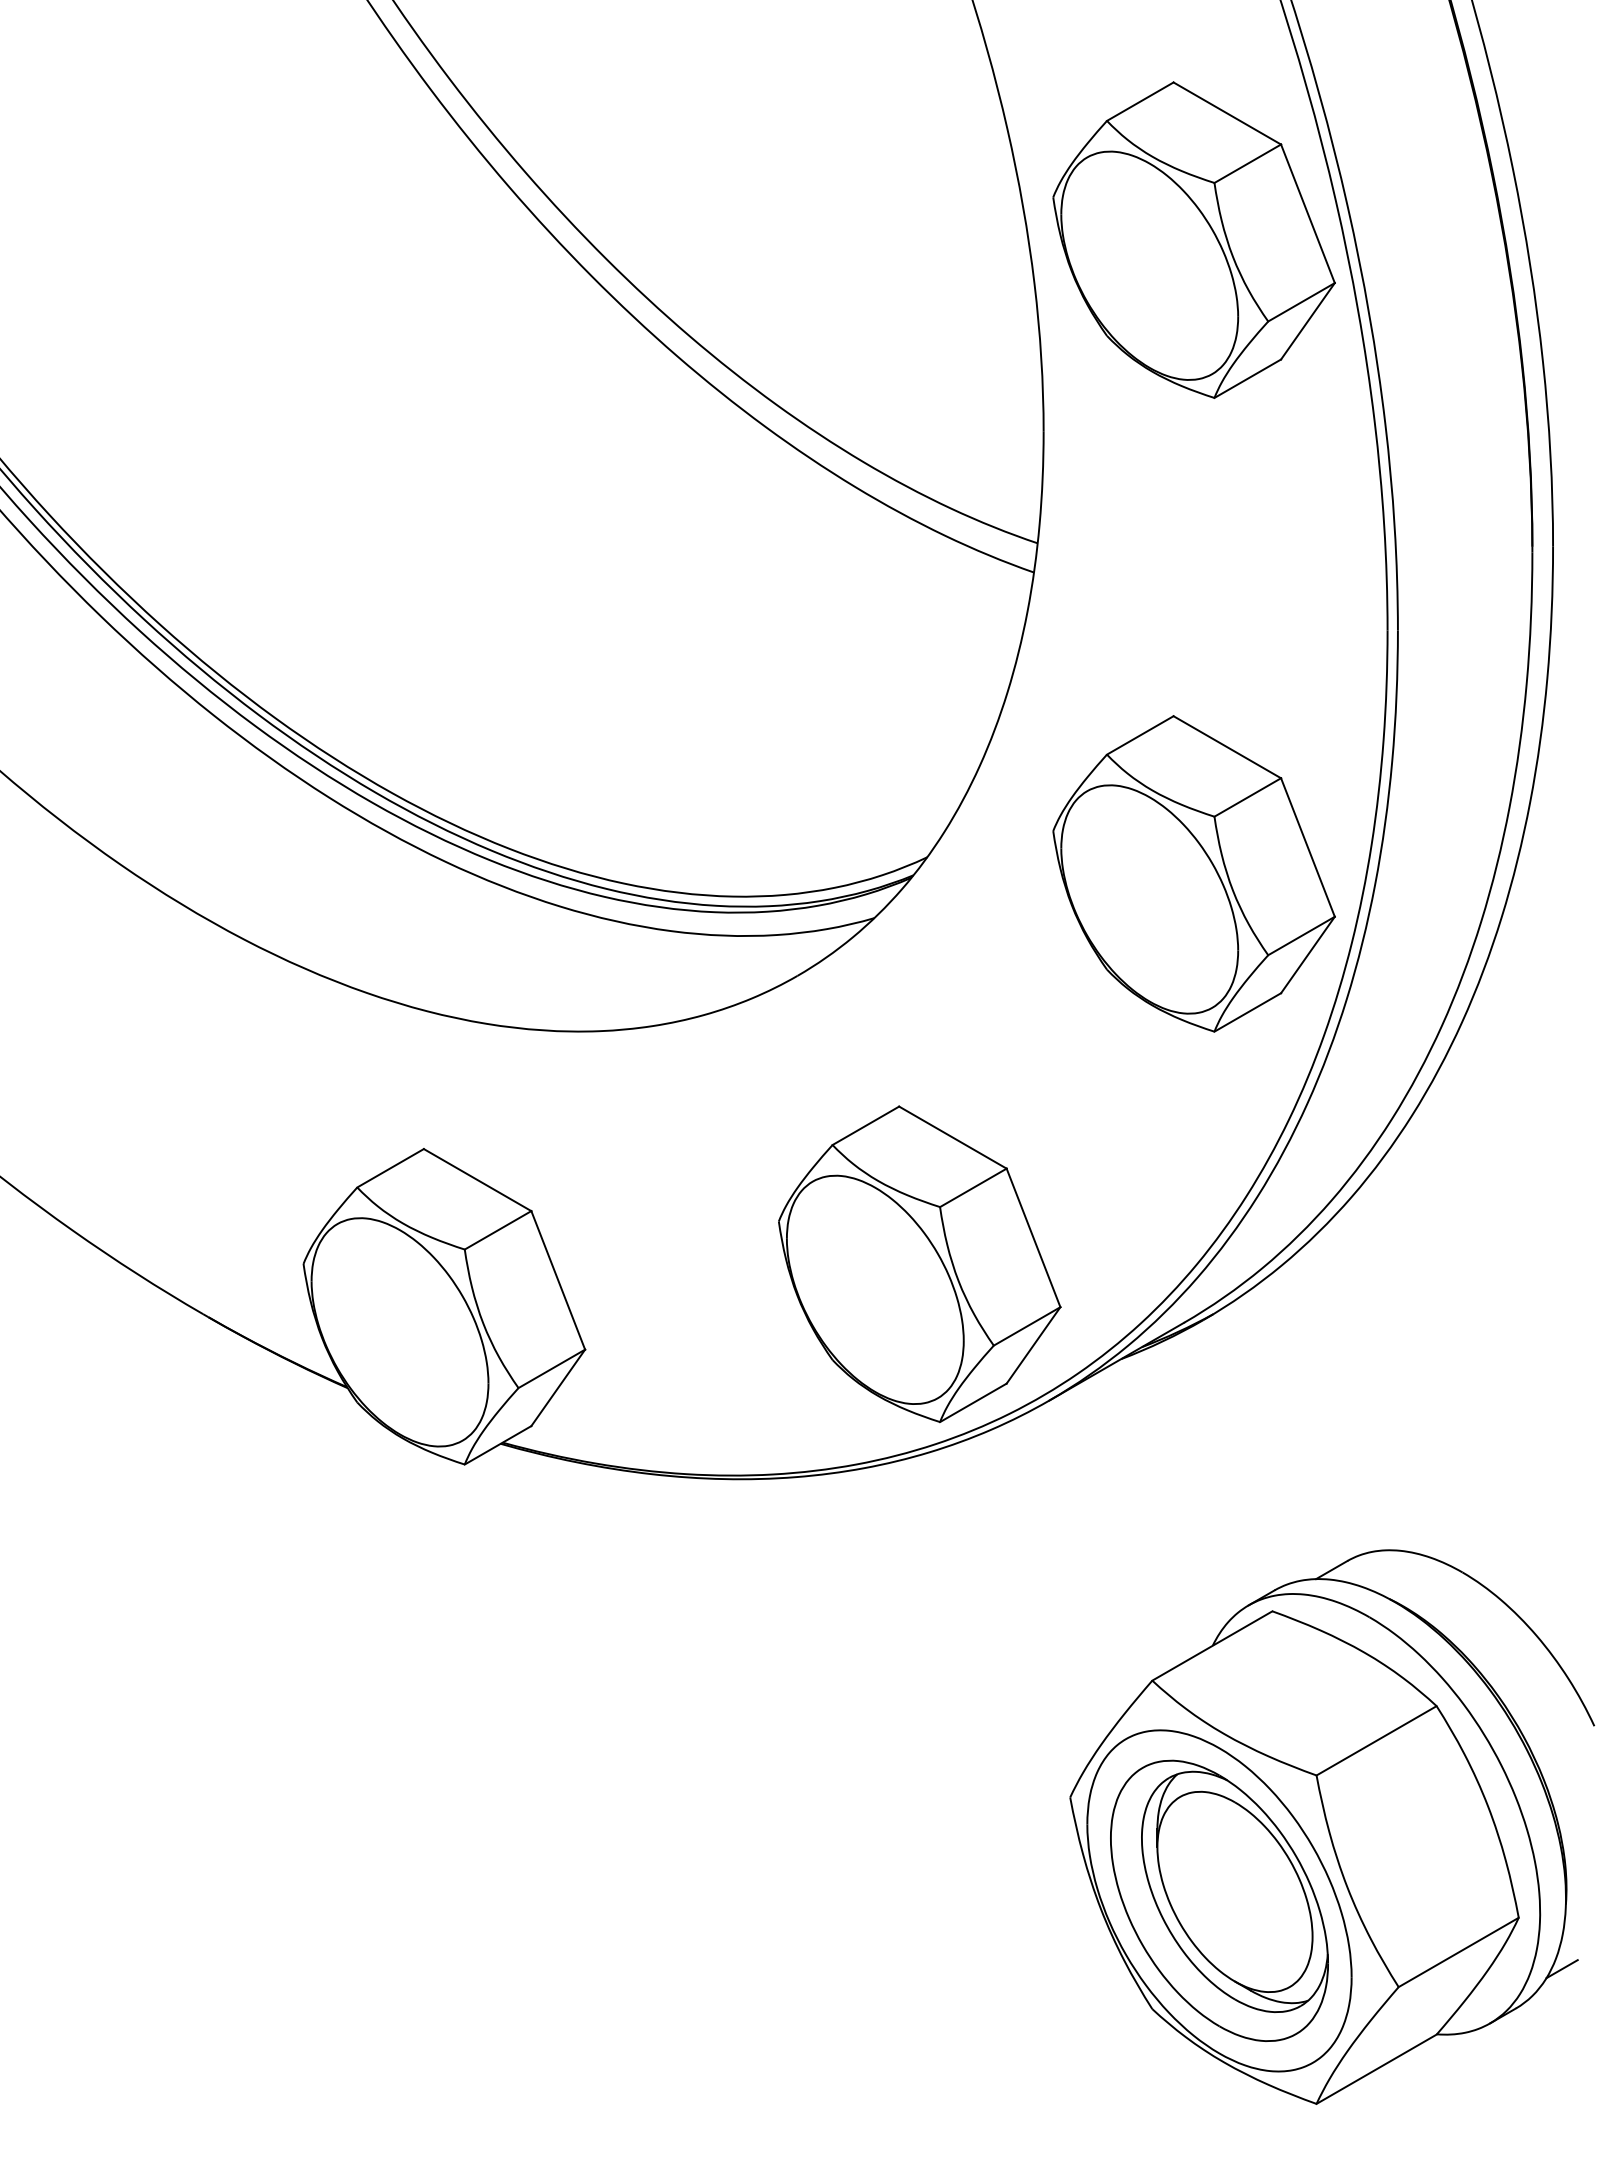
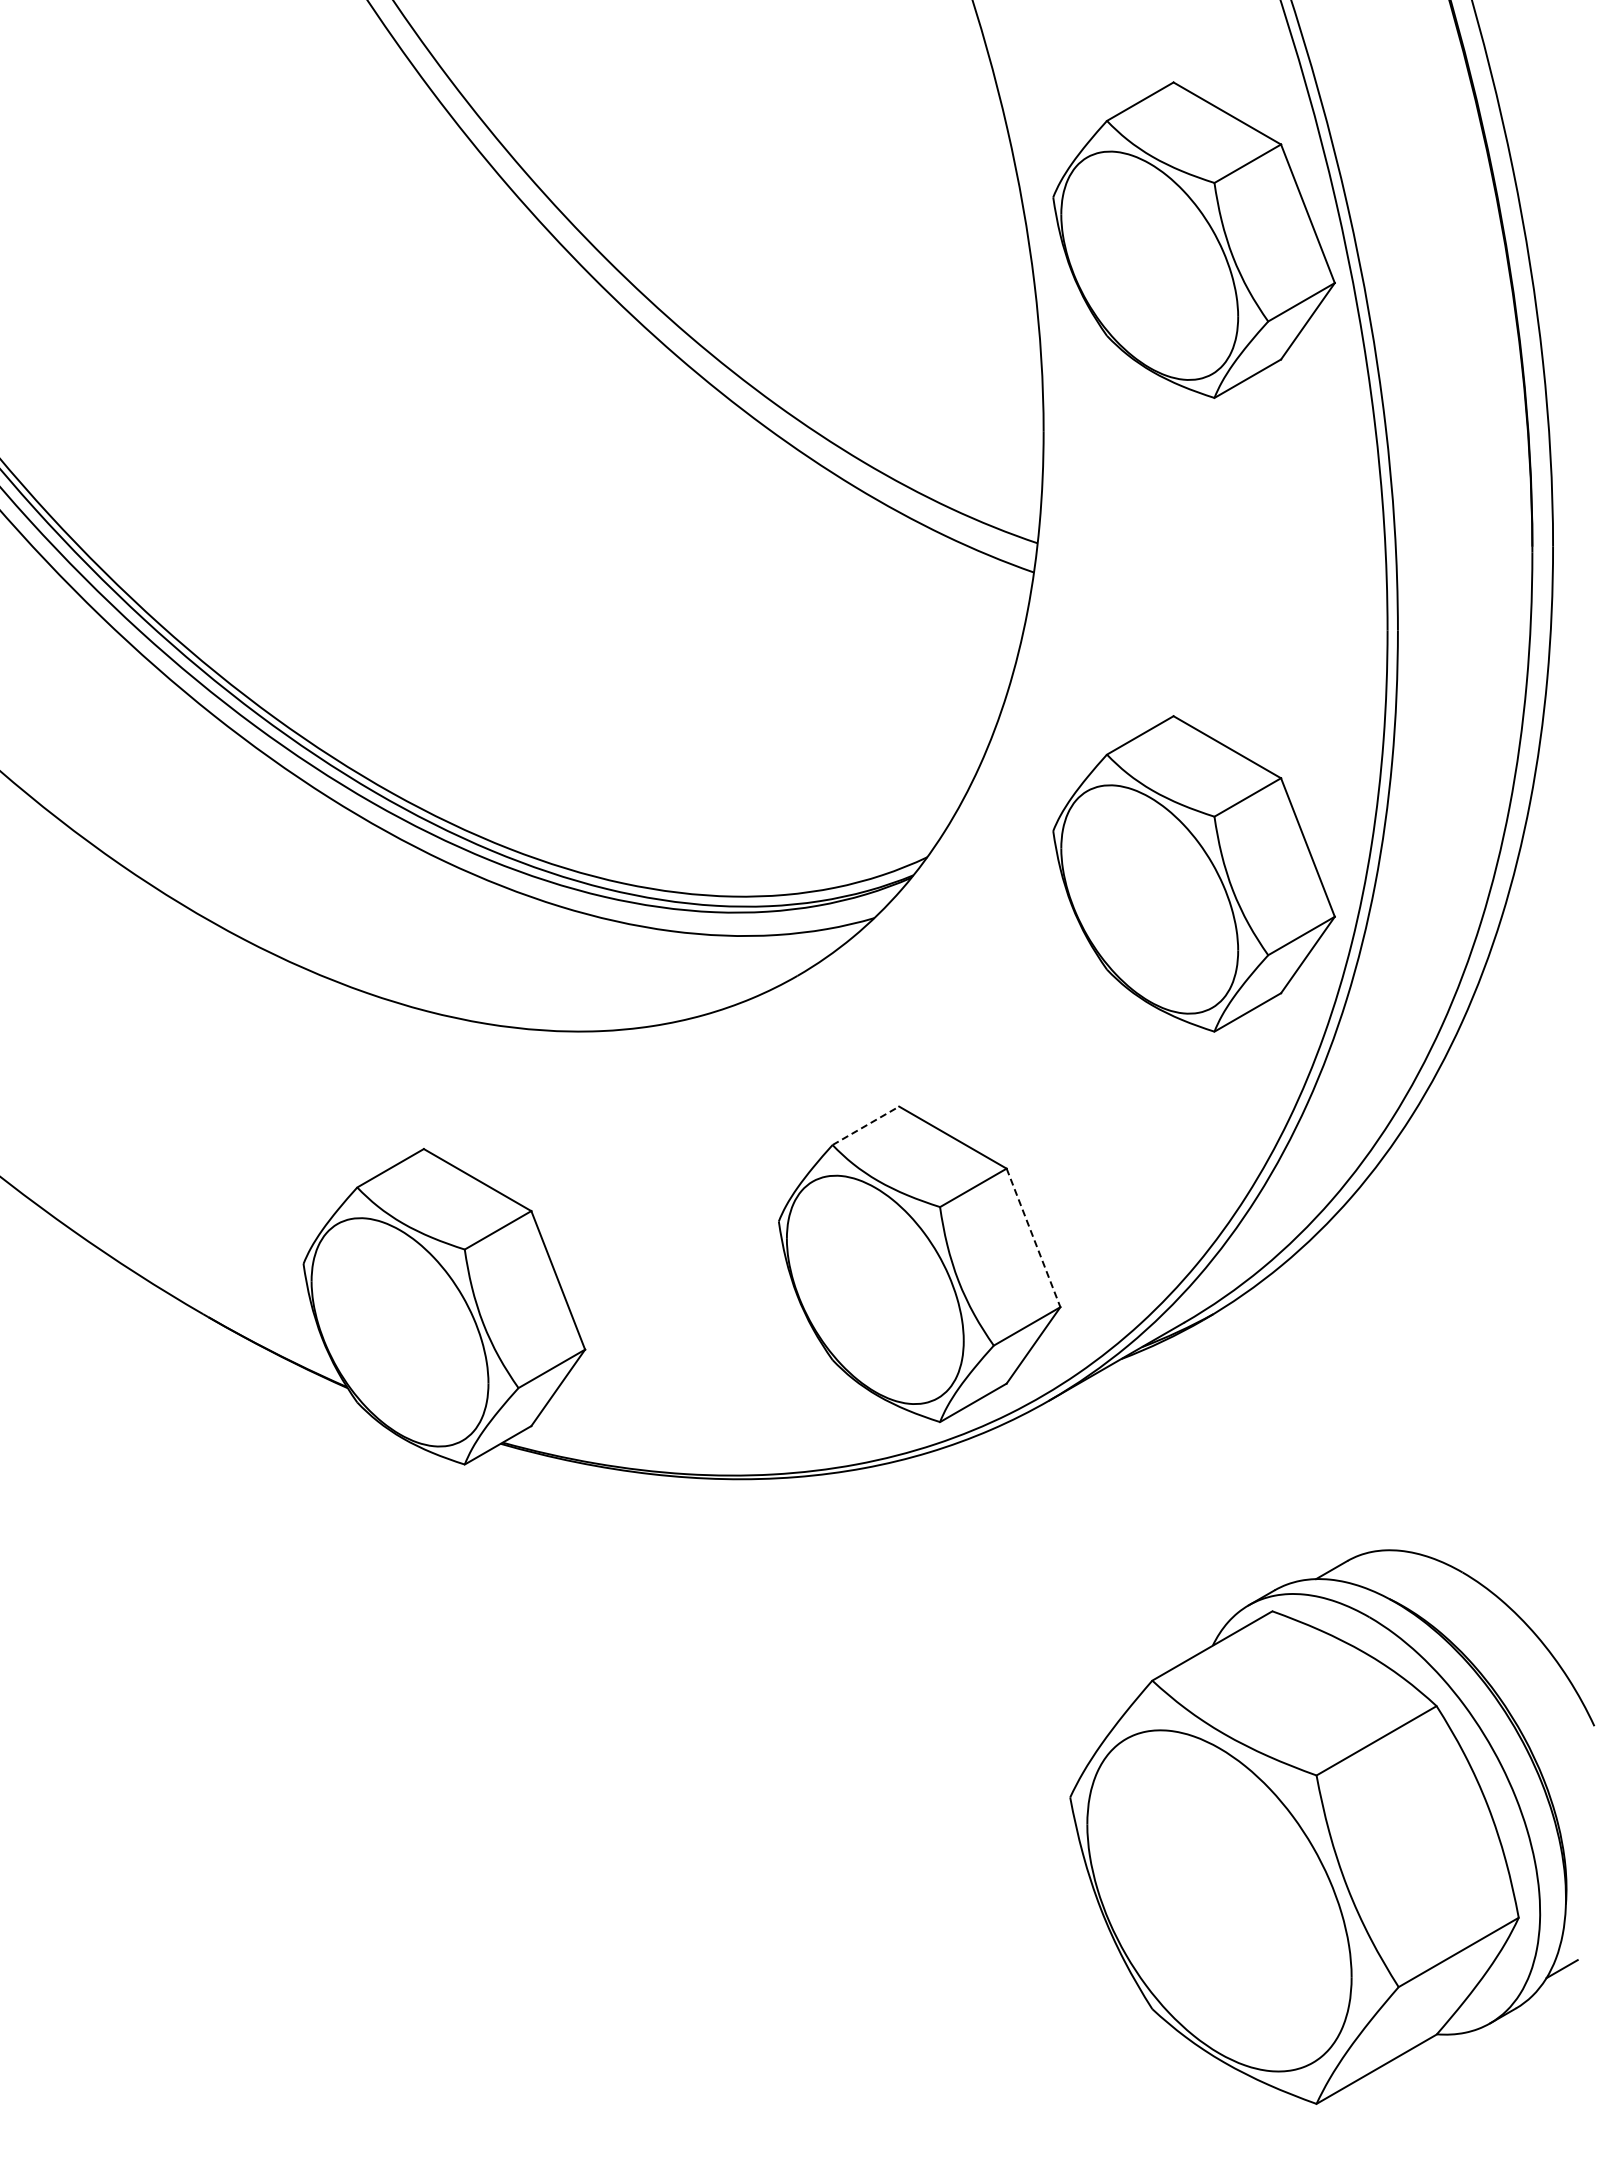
line: solid -> dashed (866, 1125)
line: solid -> dashed (1033, 1238)
part: present -> none (1219, 1900)
